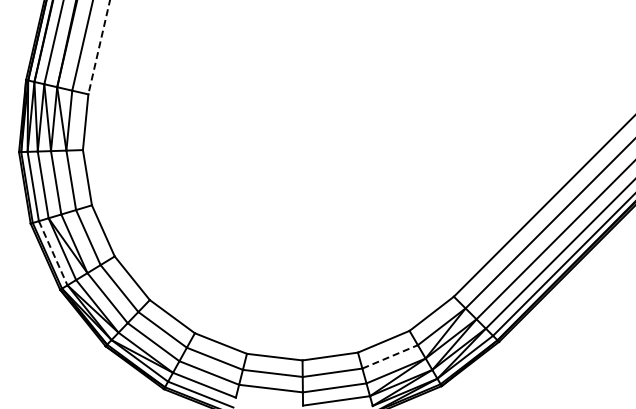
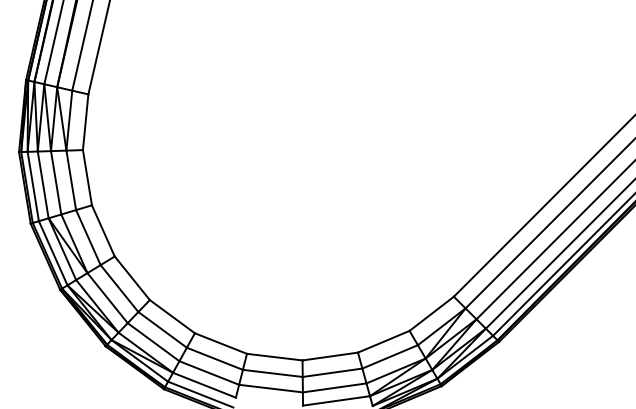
line: dashed -> solid (99, 47)
line: dashed -> solid (53, 253)
line: dashed -> solid (390, 356)
